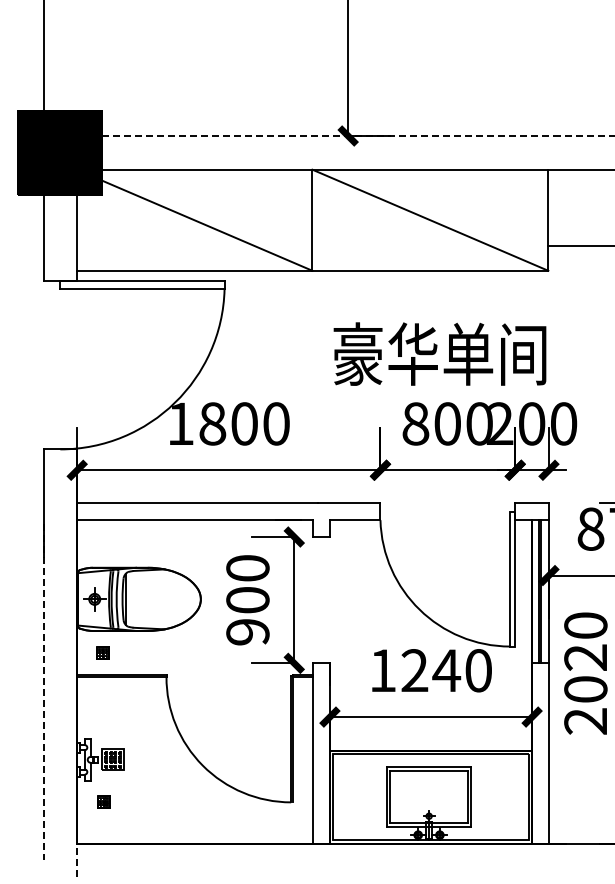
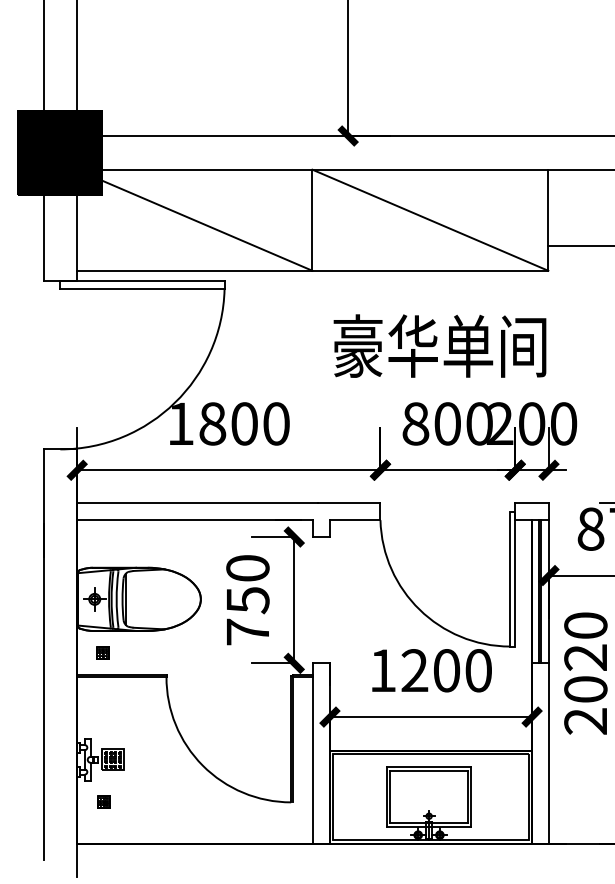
line: none -> present (77, 56)
line: dashed -> solid (358, 136)
text position: (439, 353) -> (439, 345) (439, 345)
text: 900 -> 750 (247, 616)
text: 1240 -> 1200 (446, 670)
line: dashed -> solid (43, 692)
line: dashed -> solid (77, 860)
